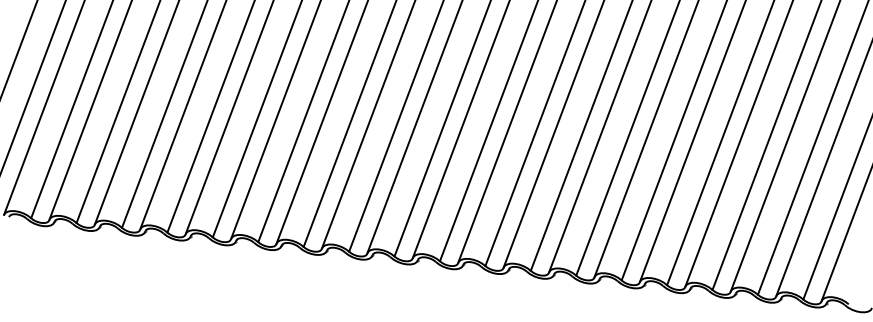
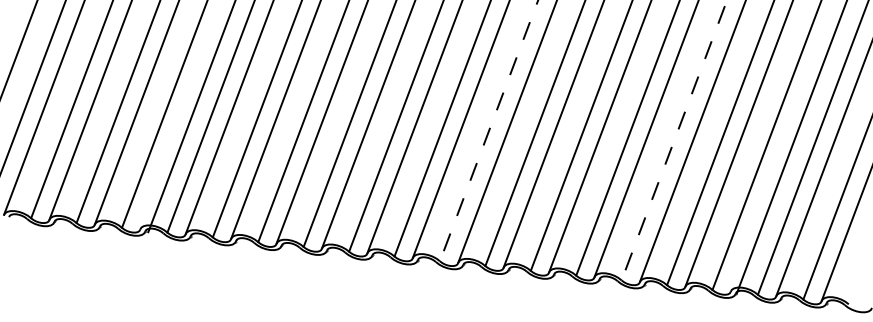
line position: (182, 115) -> (191, 117) (191, 117)
line: solid -> dashed (488, 131)
line: solid -> dashed (674, 141)
line position: (784, 146) -> (791, 147) (791, 147)
